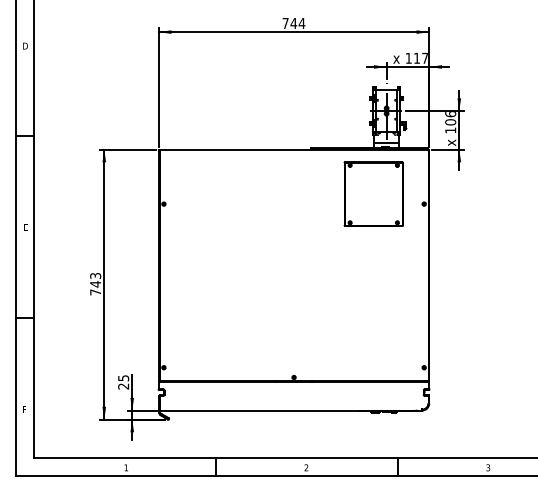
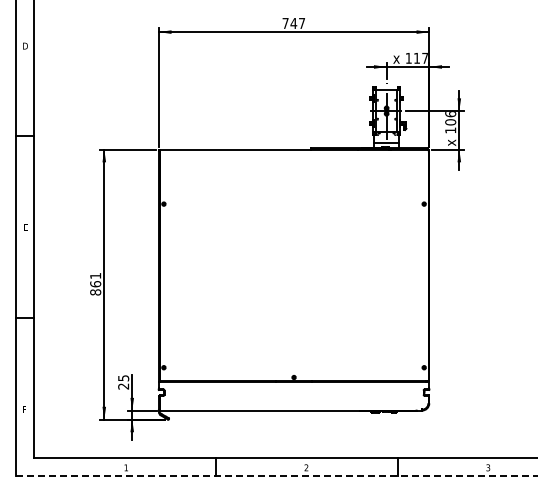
text: 744 -> 747 (301, 23)
part: present -> none (373, 193)
text: 743 -> 861 (95, 284)
line: solid -> dashed (277, 476)
